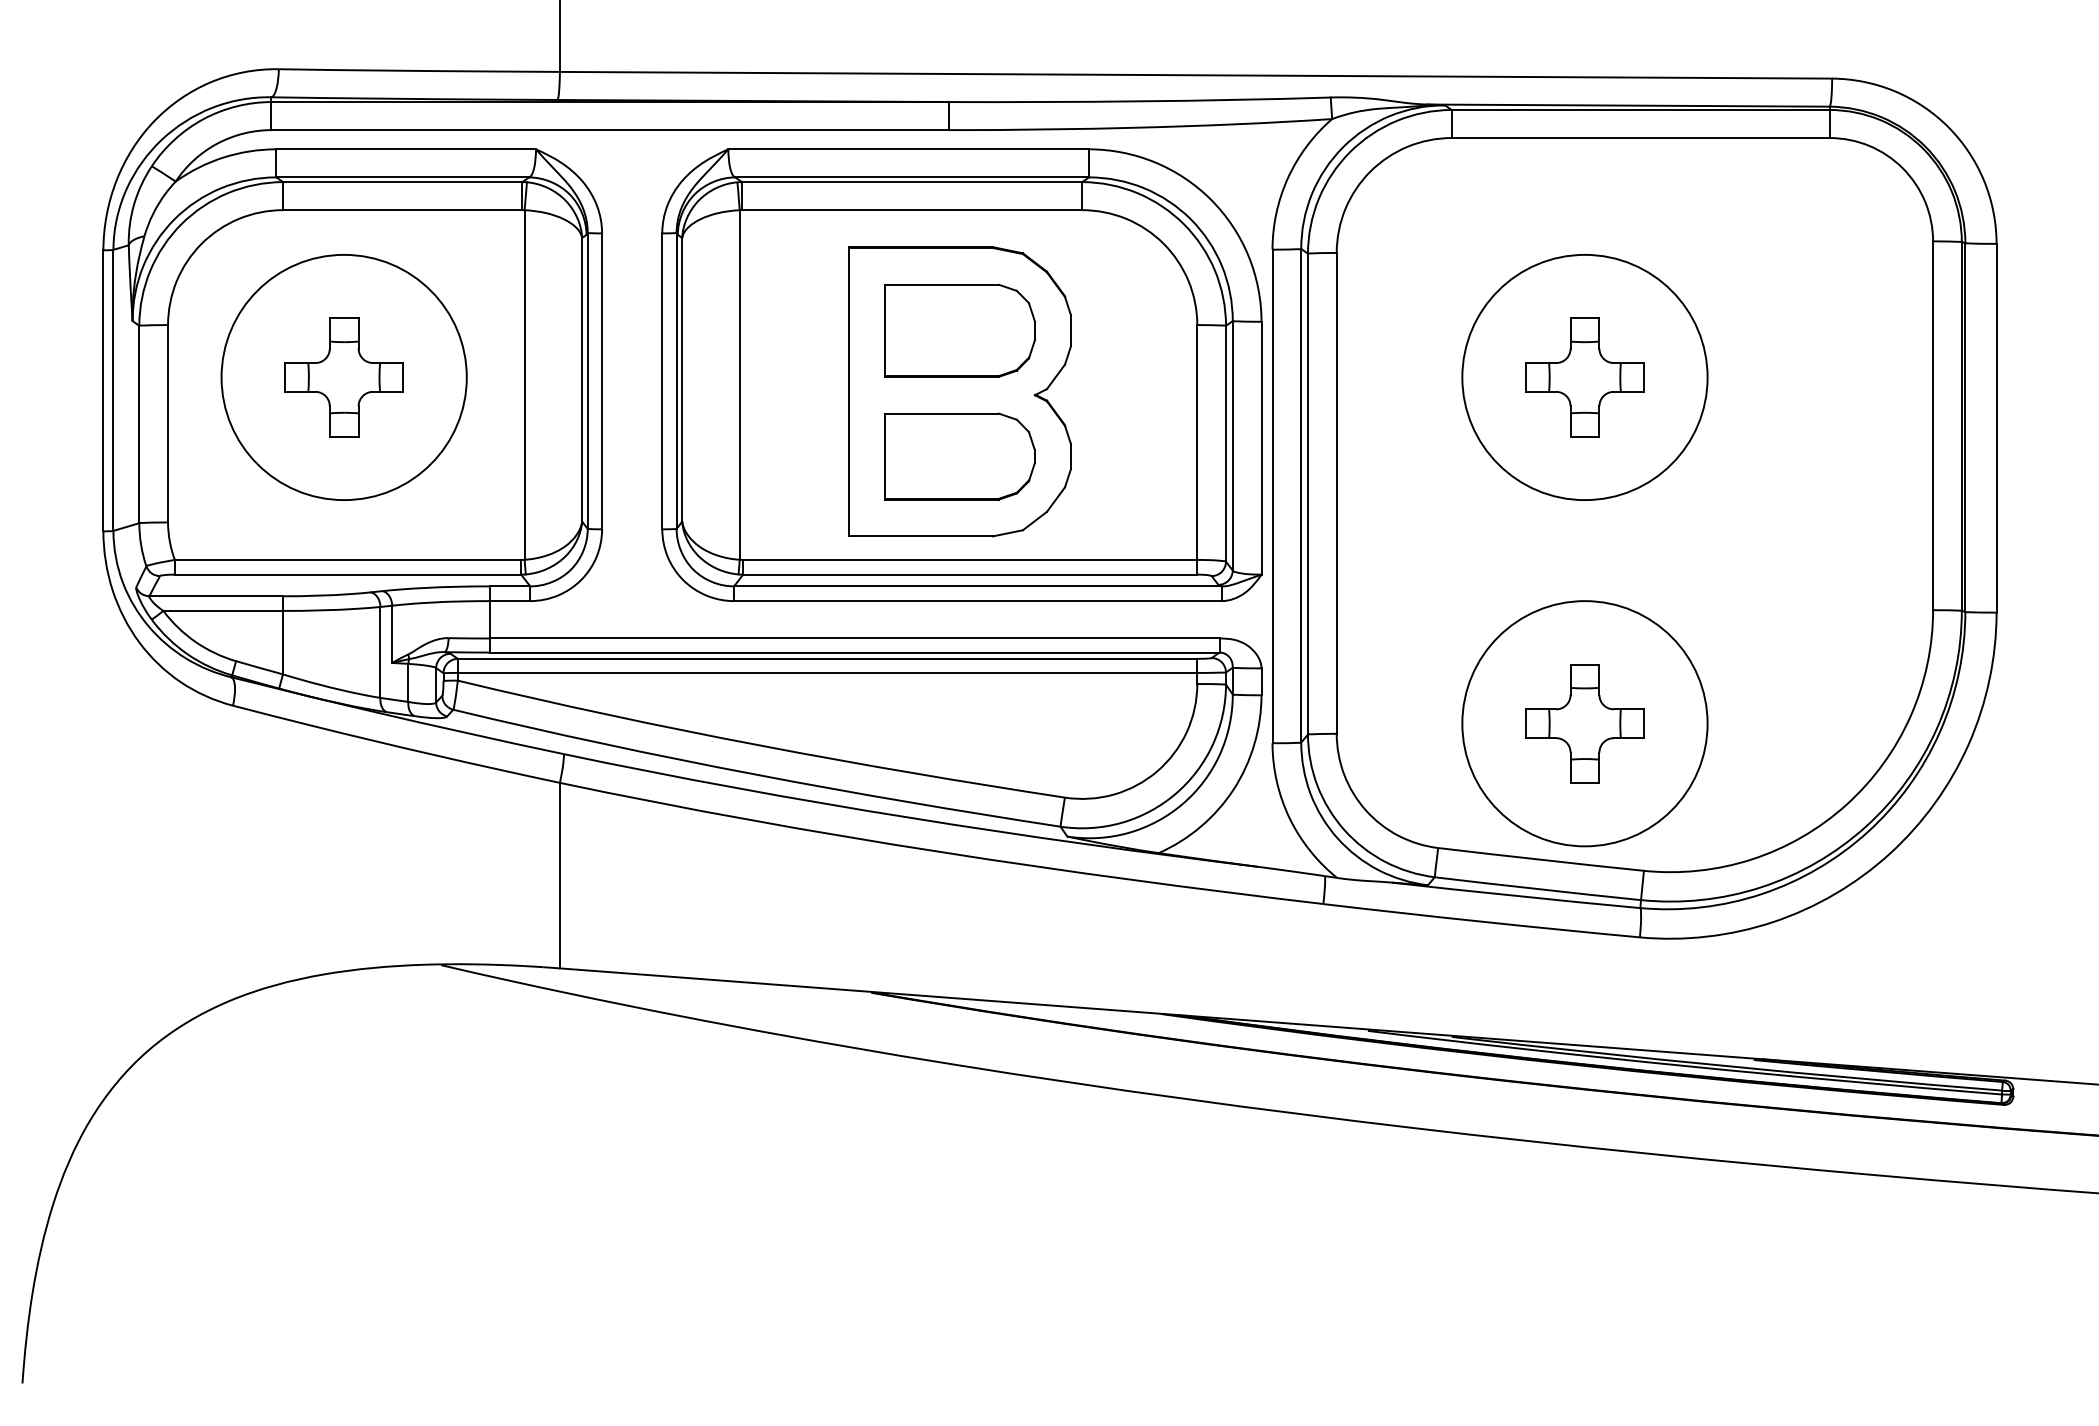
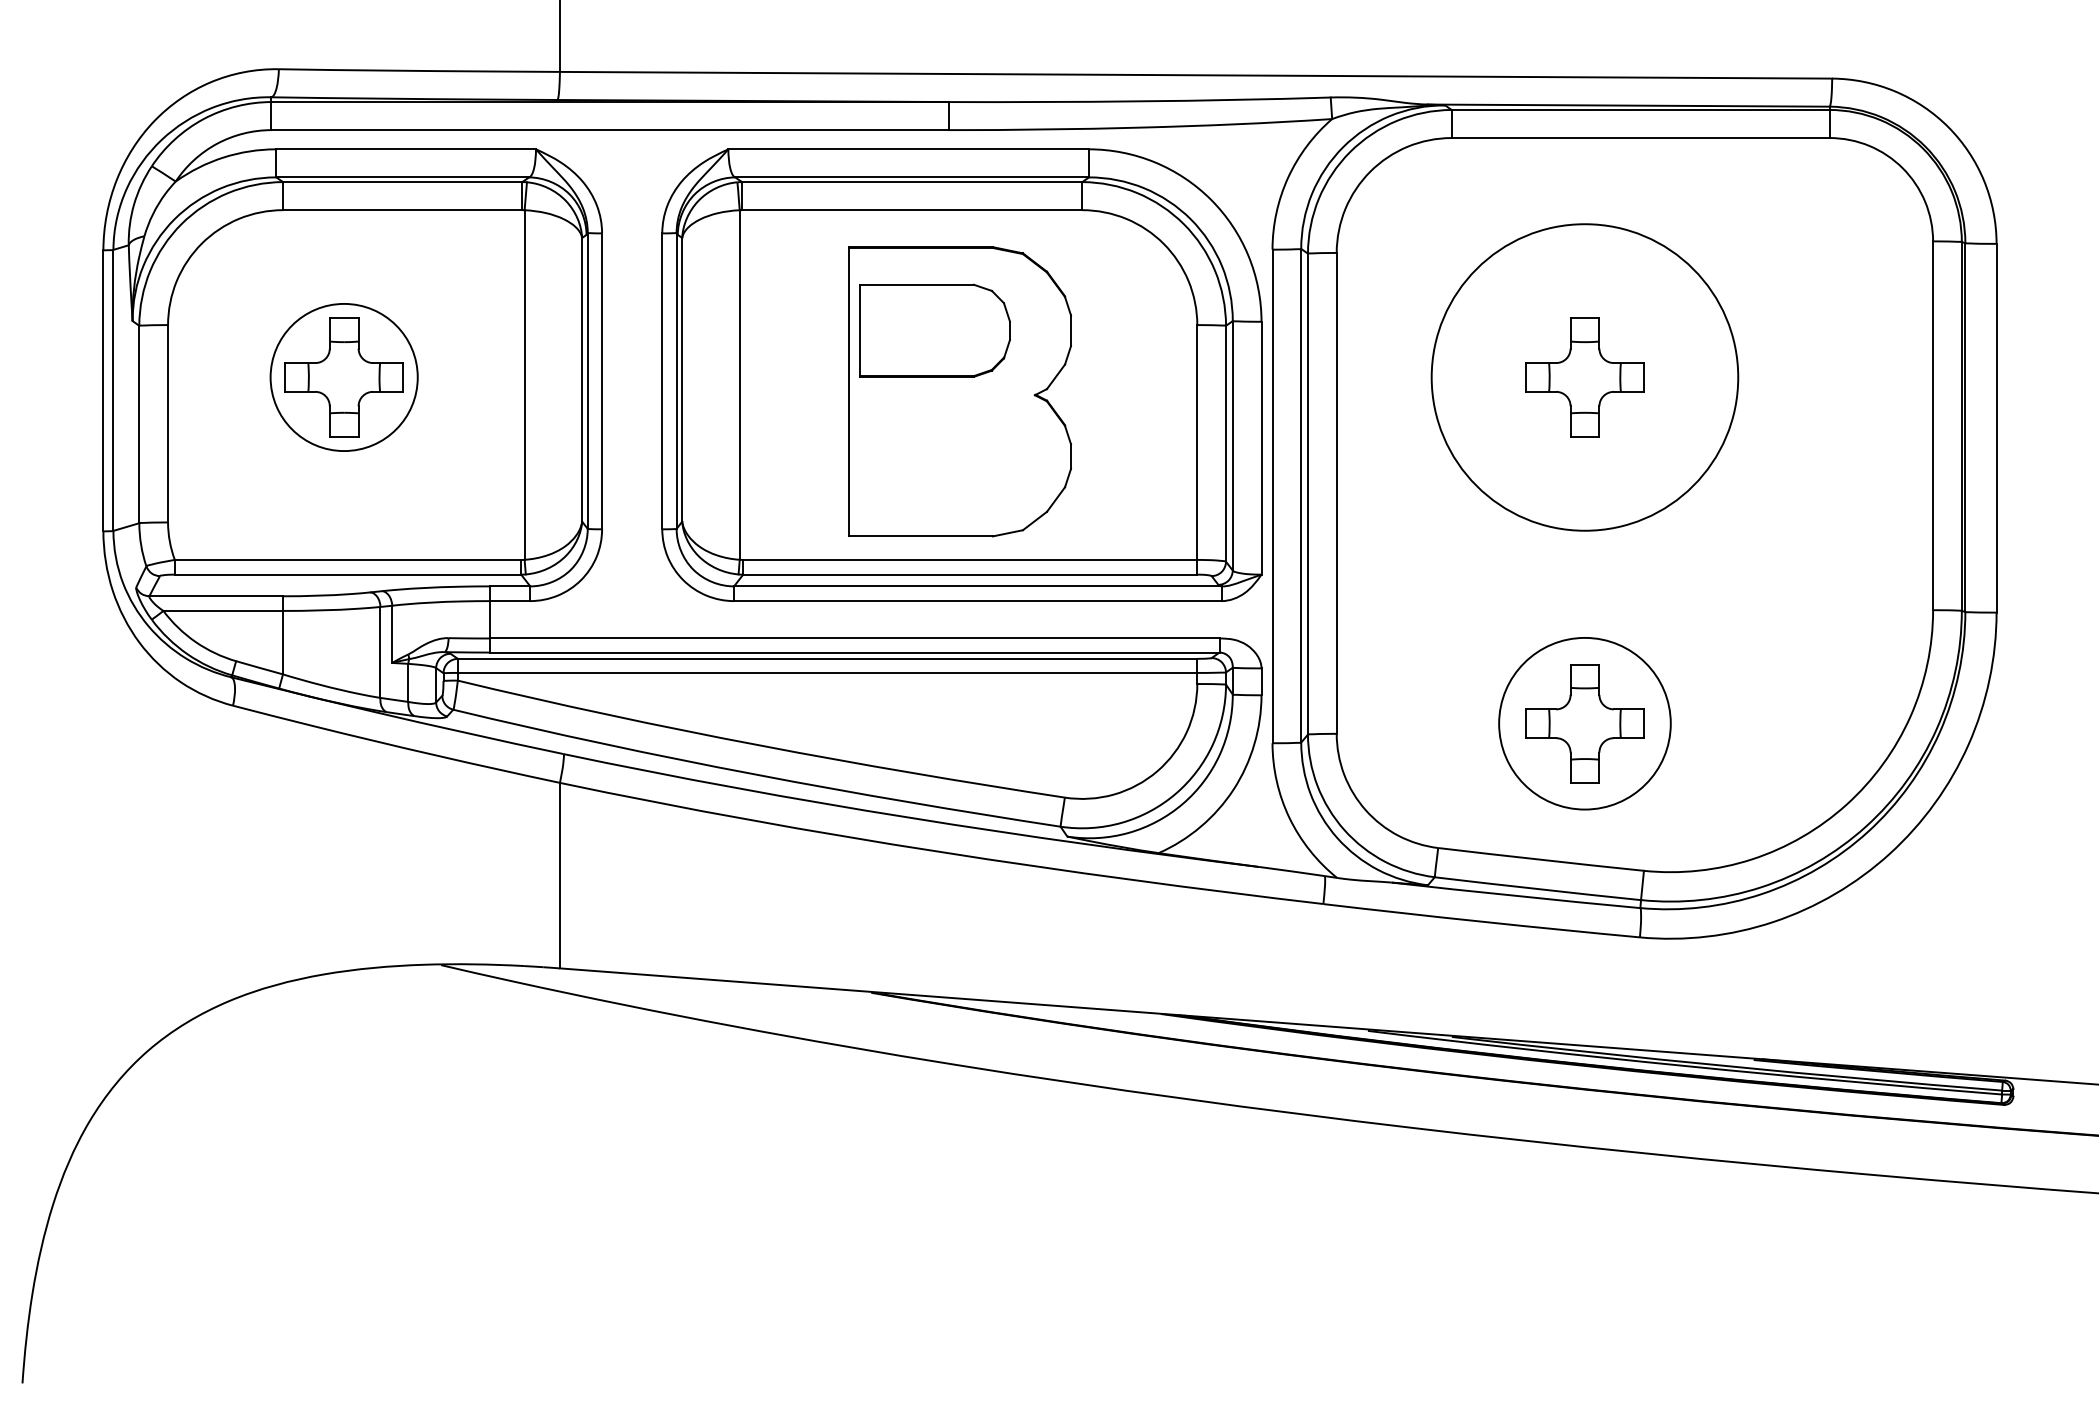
part position: (959, 330) -> (934, 330) (934, 330)
circle diameter: 245 px -> 147 px (343, 377)
circle diameter: 245 px -> 307 px (1584, 377)
part: present -> none (959, 456)
circle diameter: 245 px -> 172 px (1584, 723)
